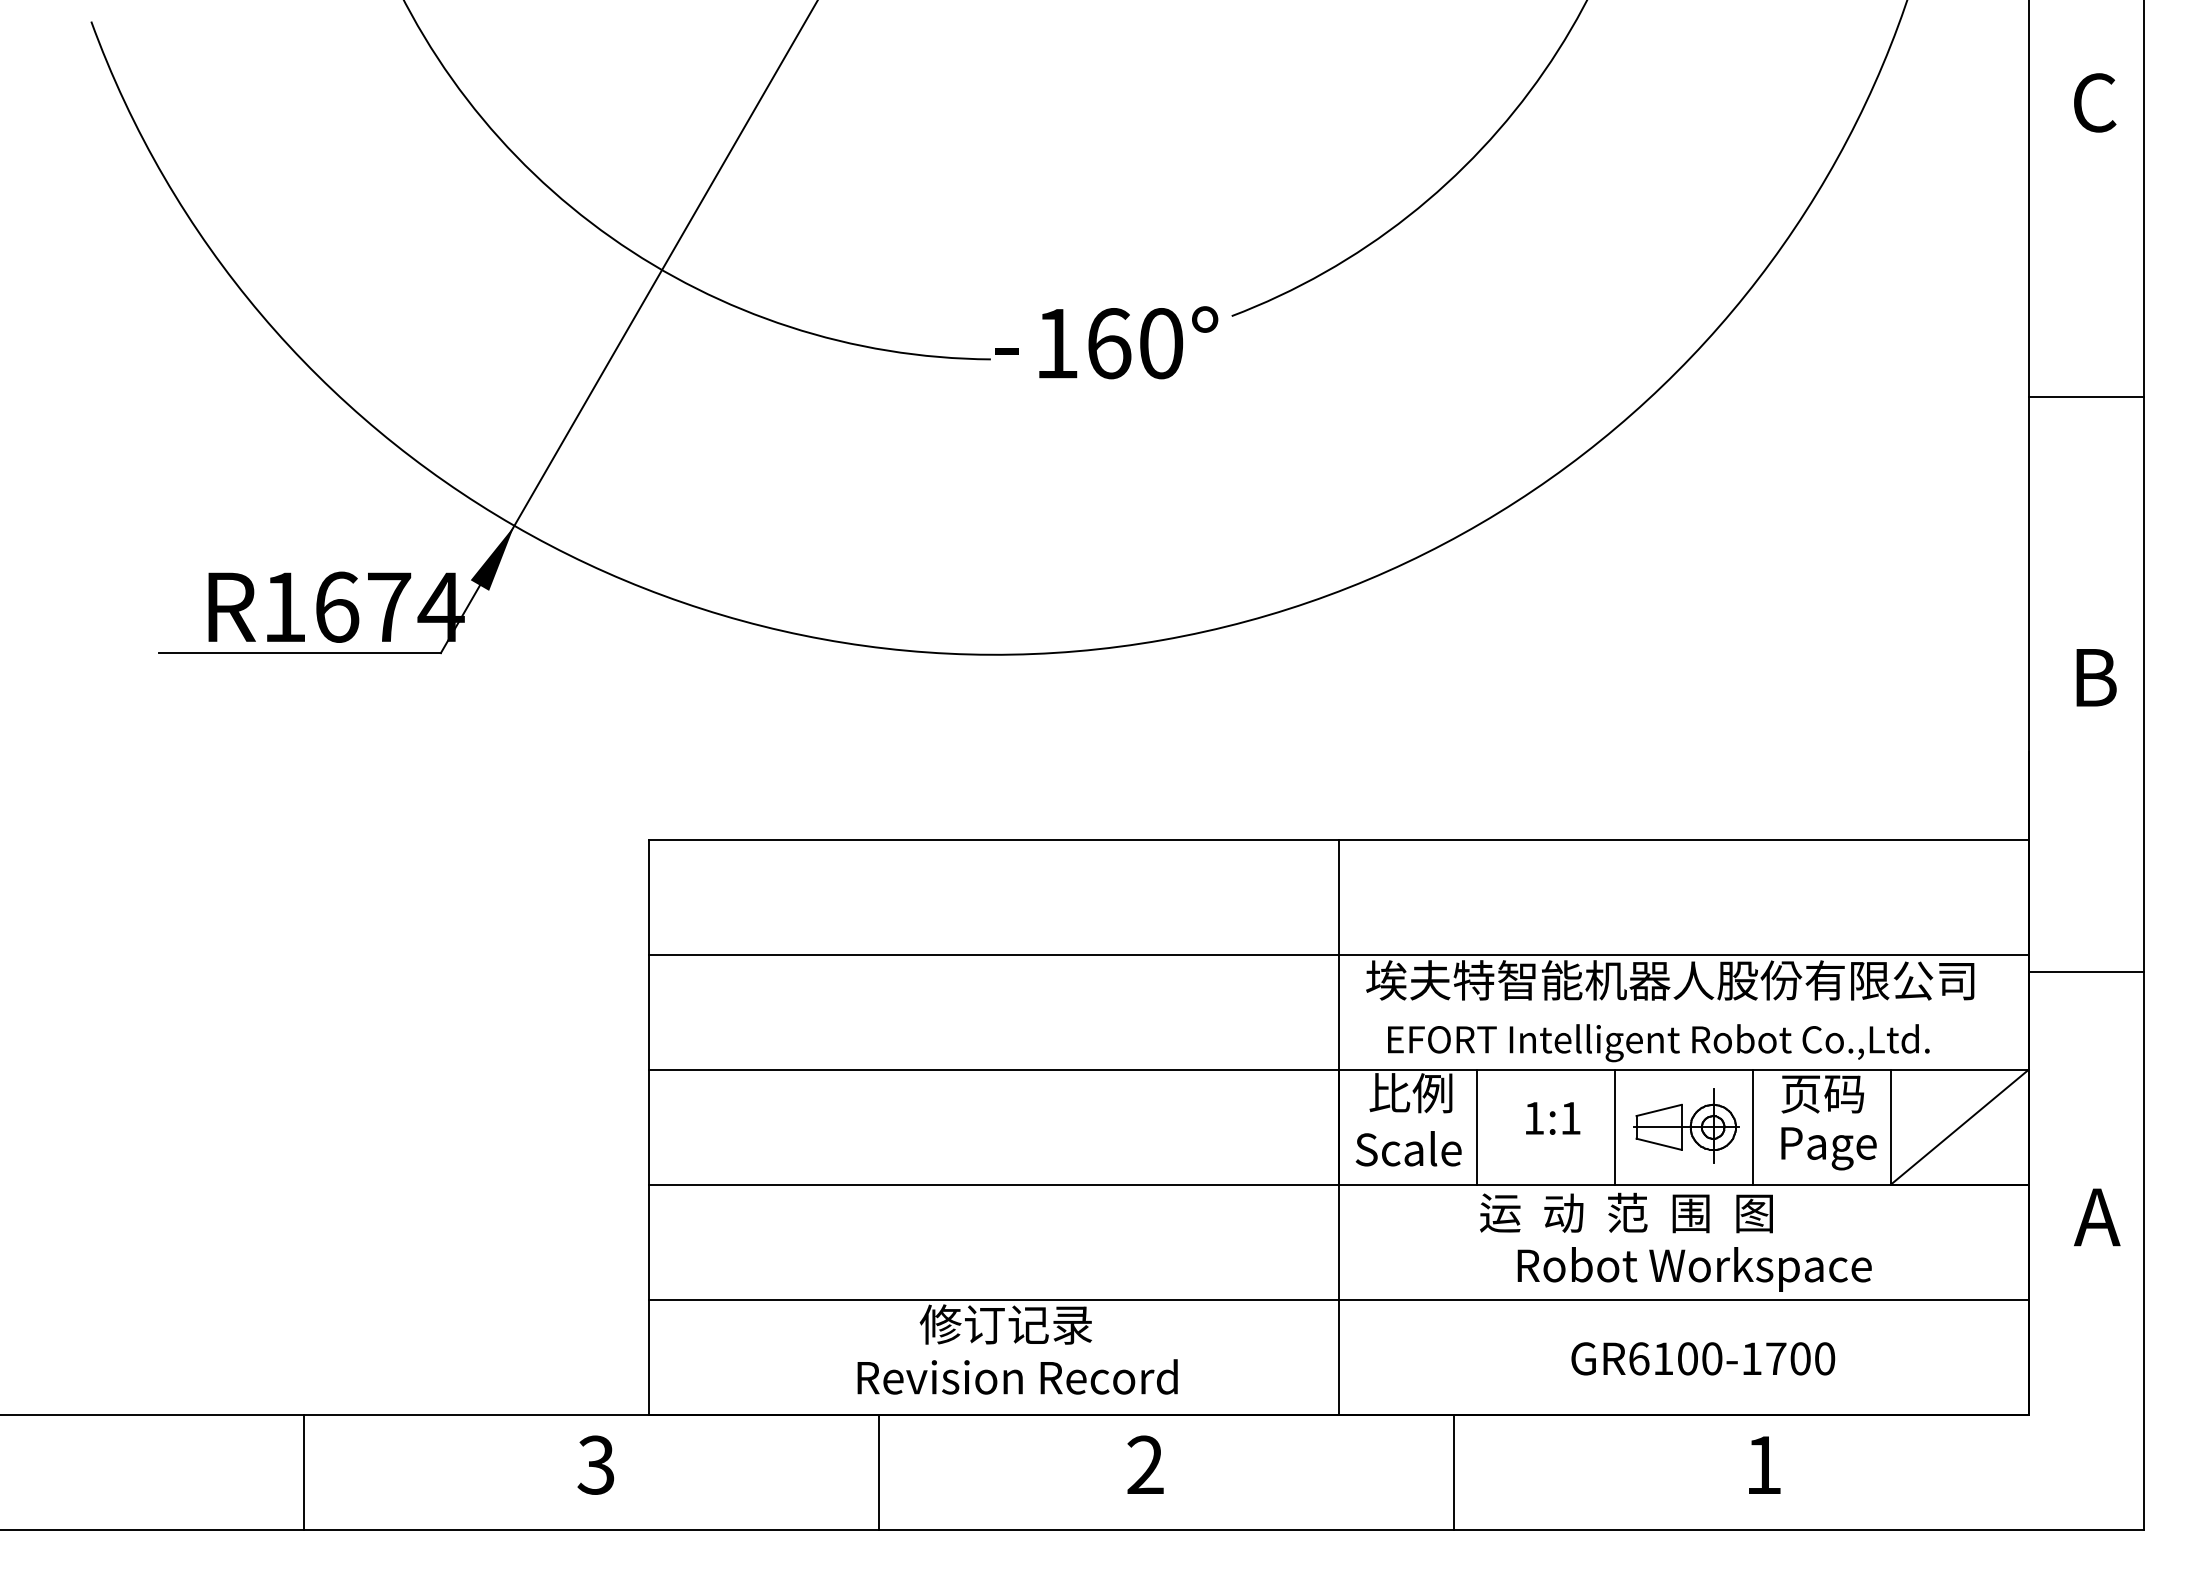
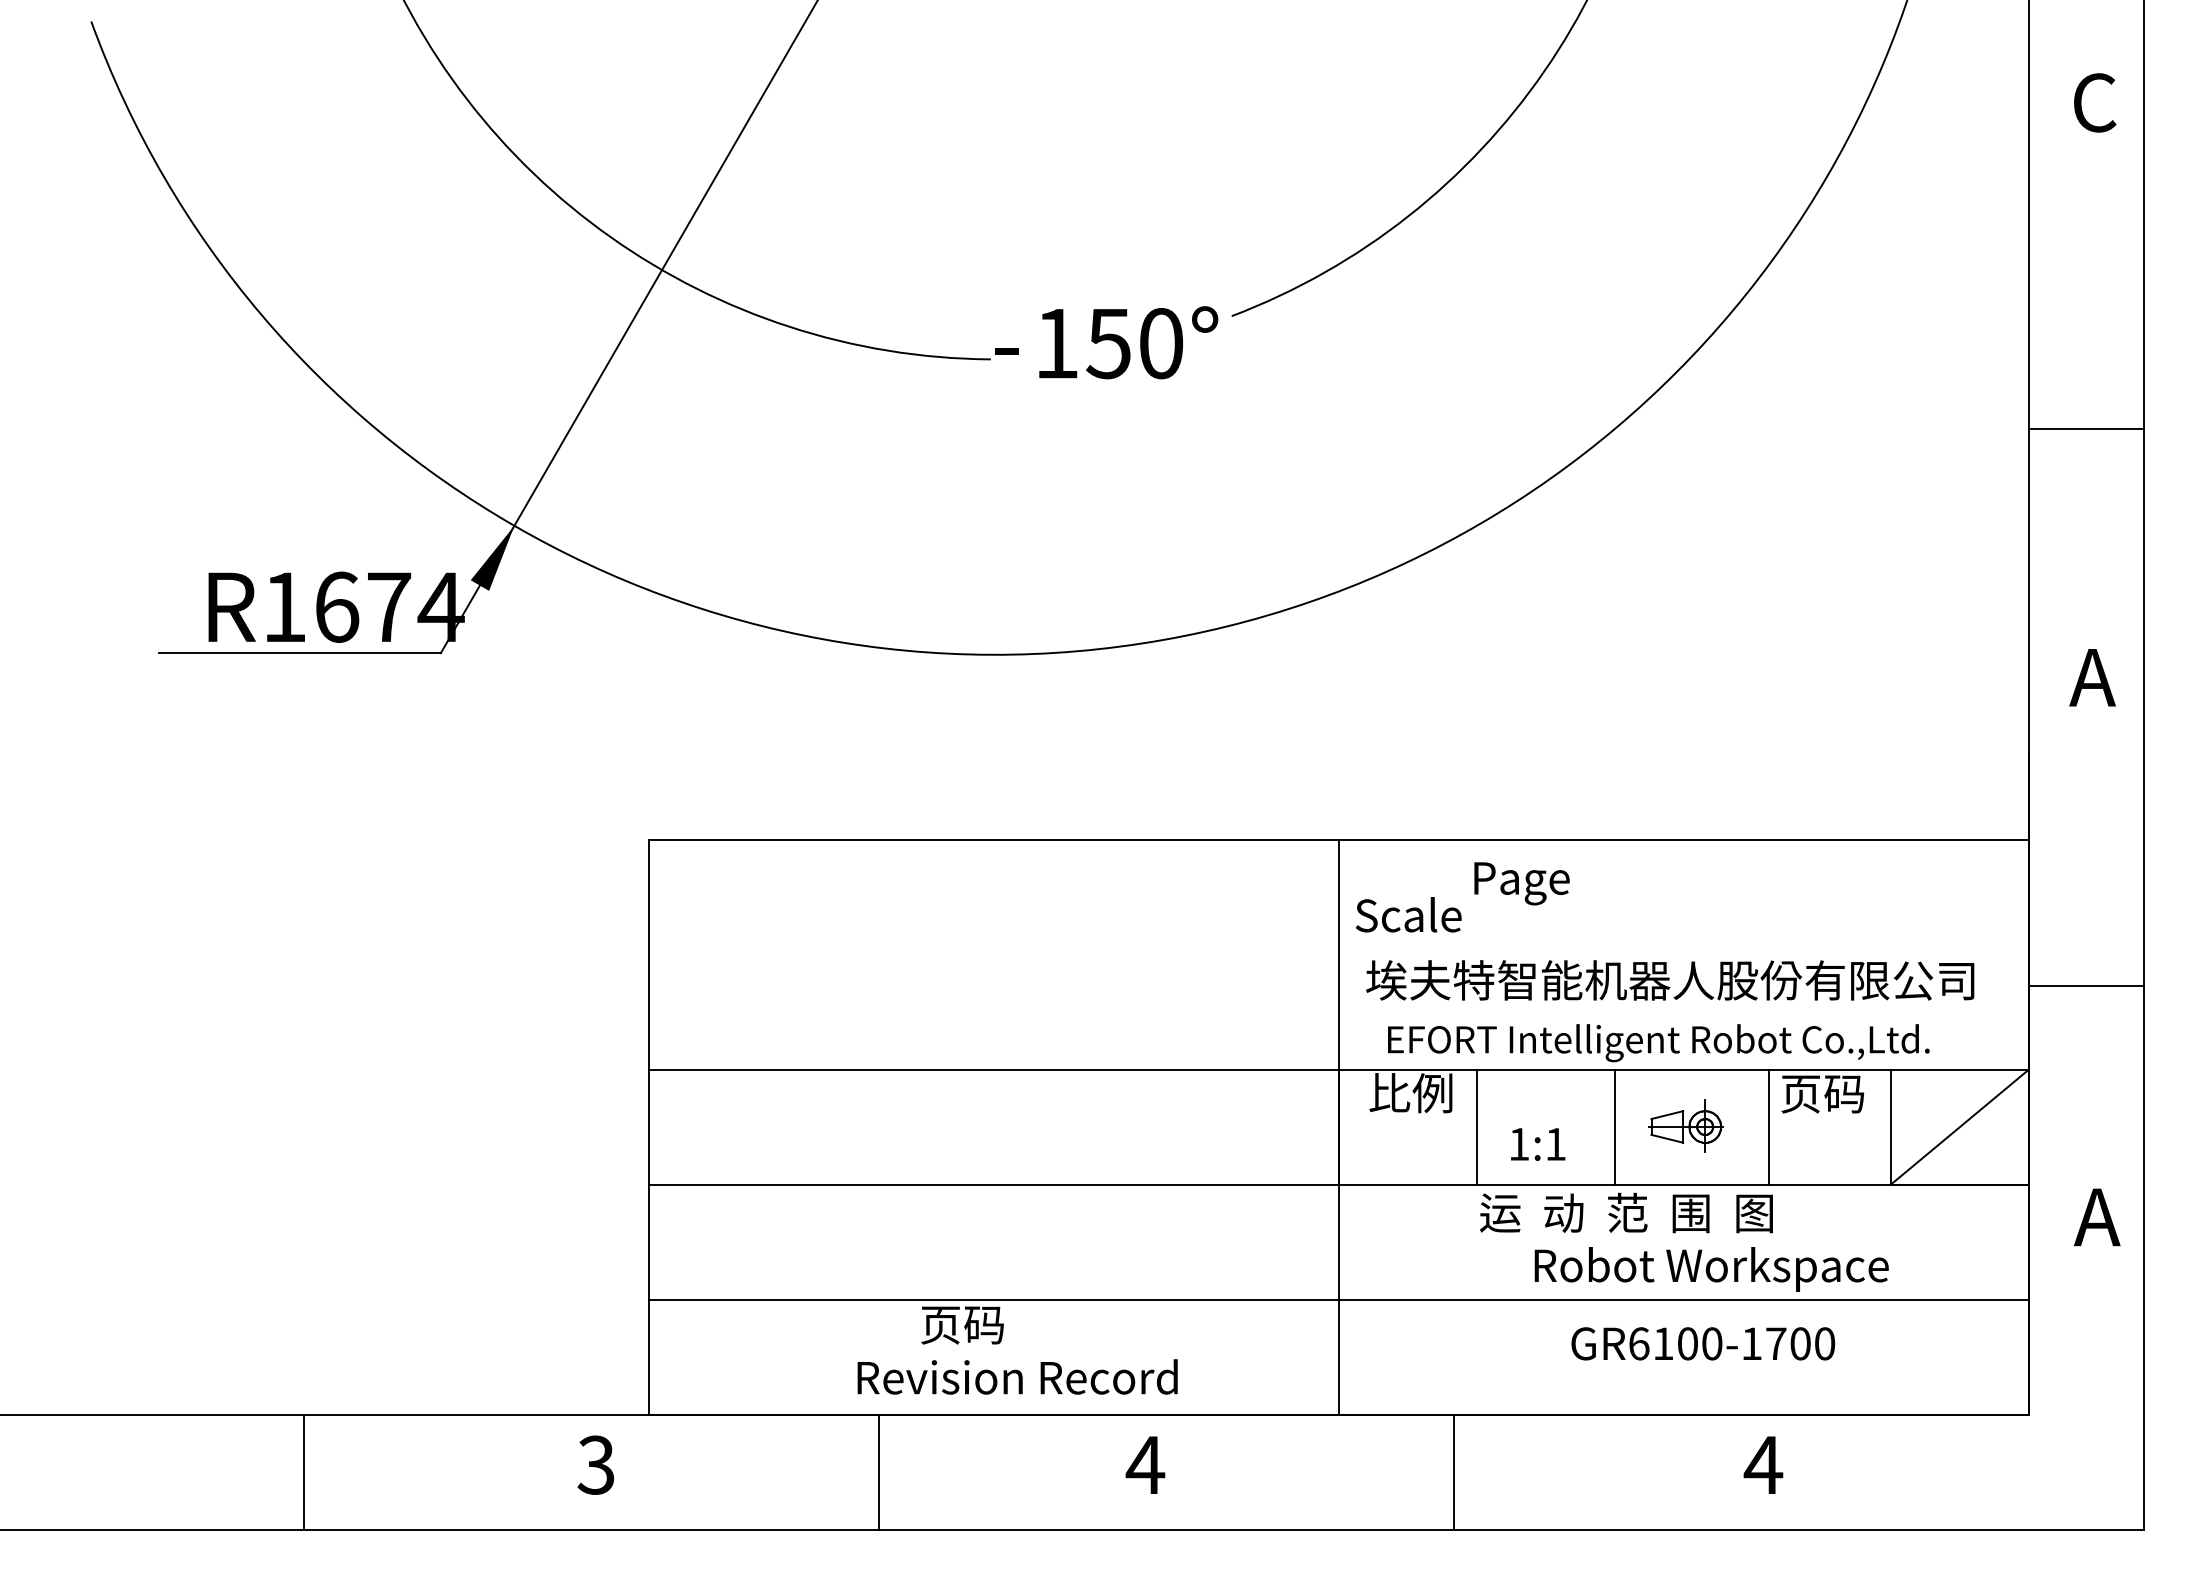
text: 160° -> 150° (1108, 343)
line position: (2085, 397) -> (2085, 429) (2085, 429)
text: B -> A (2092, 677)
line: present -> none (1338, 954)
line position: (2085, 972) -> (2085, 986) (2085, 986)
text position: (1553, 1118) -> (1538, 1144) (1538, 1144)
part size: 107x76 px -> 76x54 px (1685, 1125)
line position: (1752, 1126) -> (1768, 1126) (1768, 1126)
text position: (1408, 1148) -> (1408, 914) (1408, 914)
text position: (1828, 1148) -> (1521, 883) (1521, 883)
text position: (1694, 1269) -> (1711, 1269) (1711, 1269)
text: 修订记录 -> 页码 (1005, 1324)
text position: (1703, 1358) -> (1703, 1343) (1703, 1343)
text: 2 -> 4 (1145, 1464)
text: 1 -> 4 (1763, 1464)
